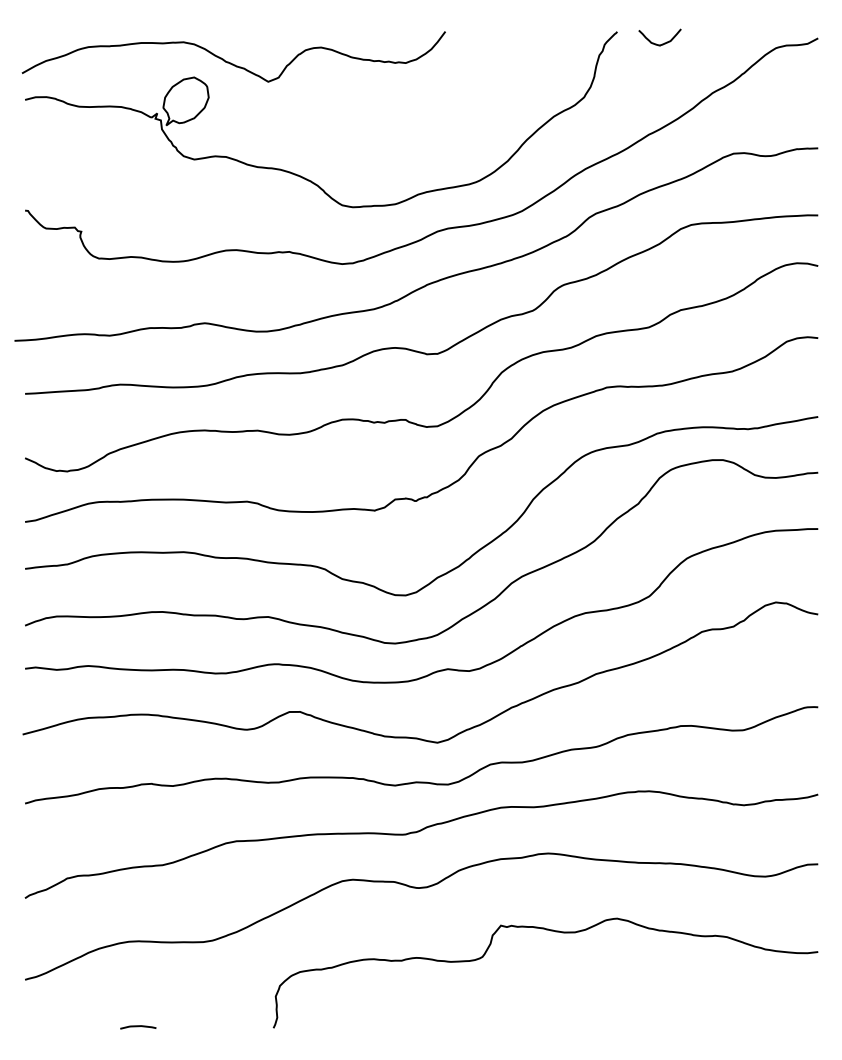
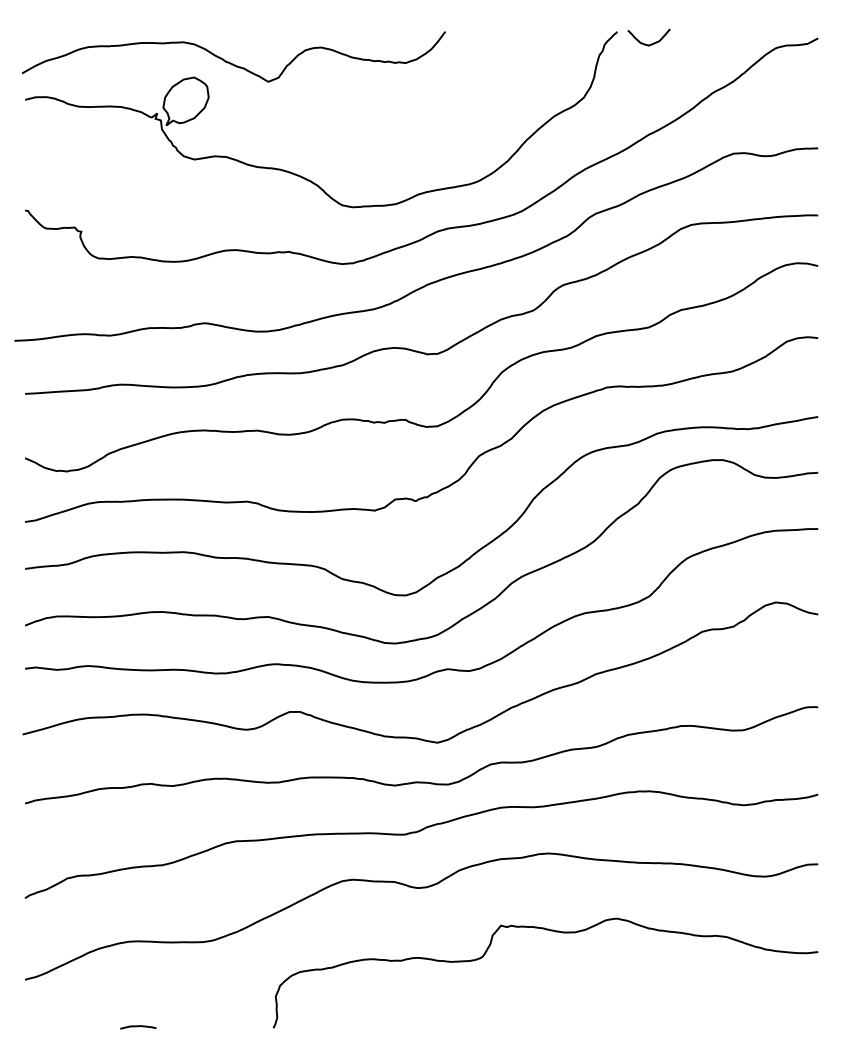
curve position: (656, 43) -> (645, 43) (645, 43)
